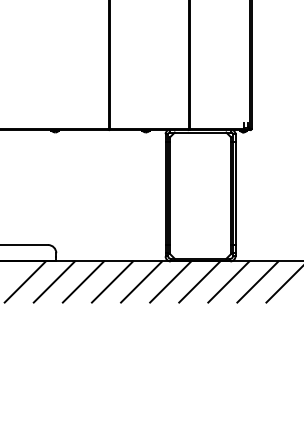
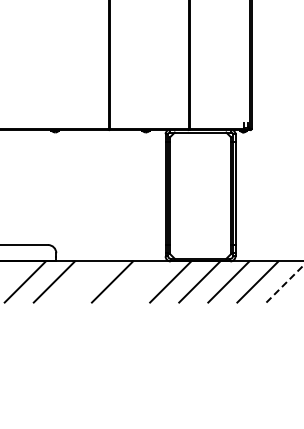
line: present -> none (83, 281)
line: present -> none (141, 281)
line: solid -> dashed (285, 283)
